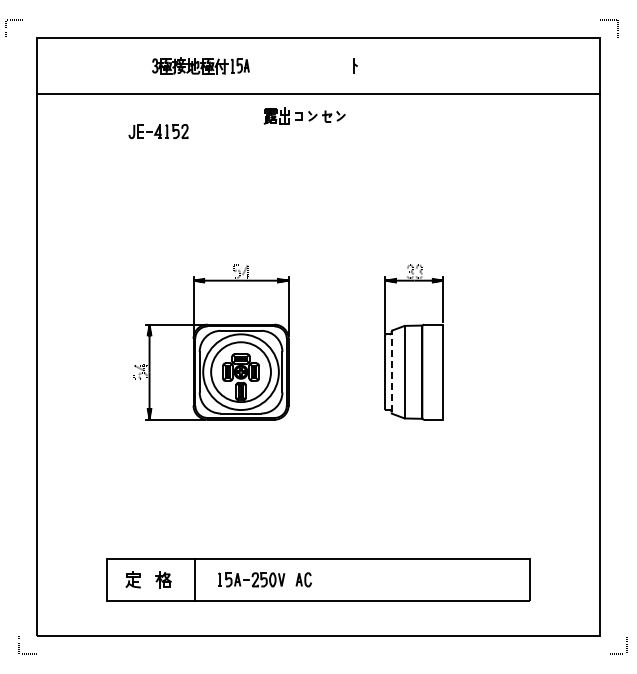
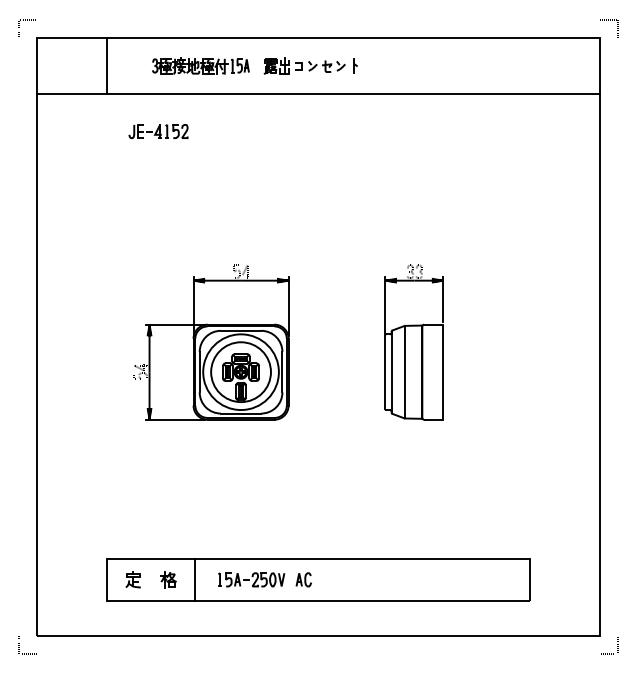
line position: (6, 27) -> (19, 27) (19, 27)
line: none -> present (107, 65)
part position: (304, 115) -> (304, 65) (304, 65)
line: dashed -> solid (391, 372)
part position: (163, 579) -> (168, 579) (168, 579)
line position: (618, 653) -> (609, 653) (609, 653)
